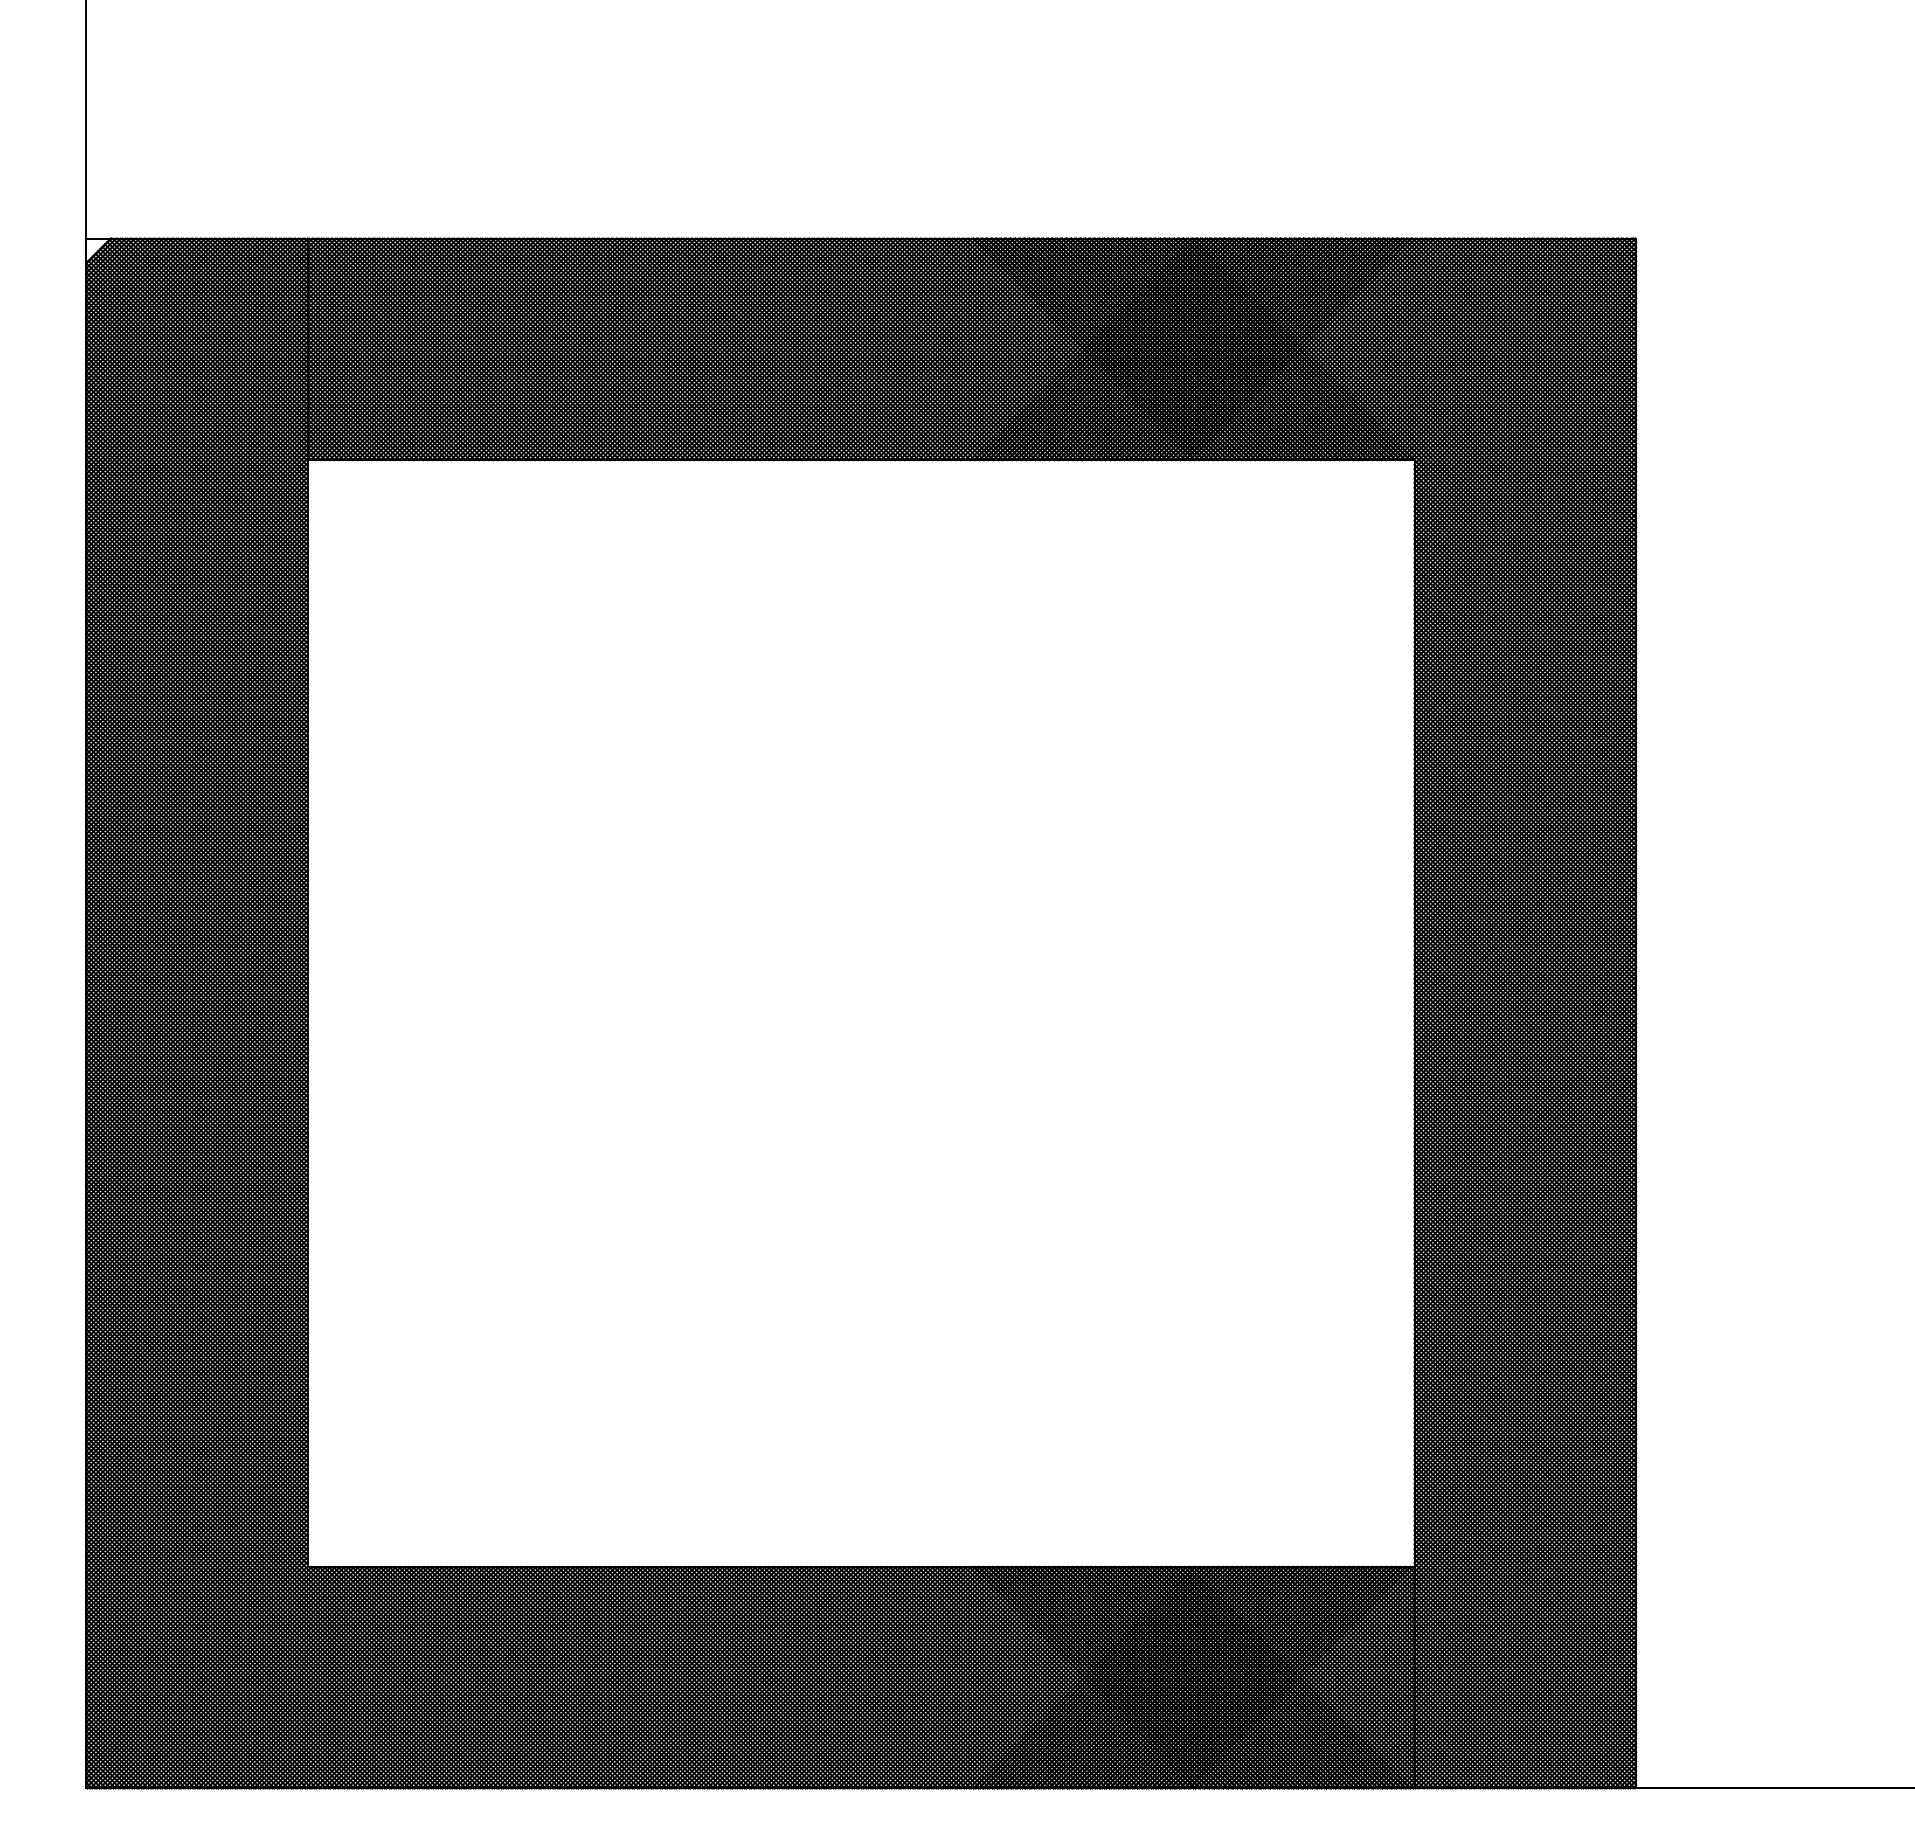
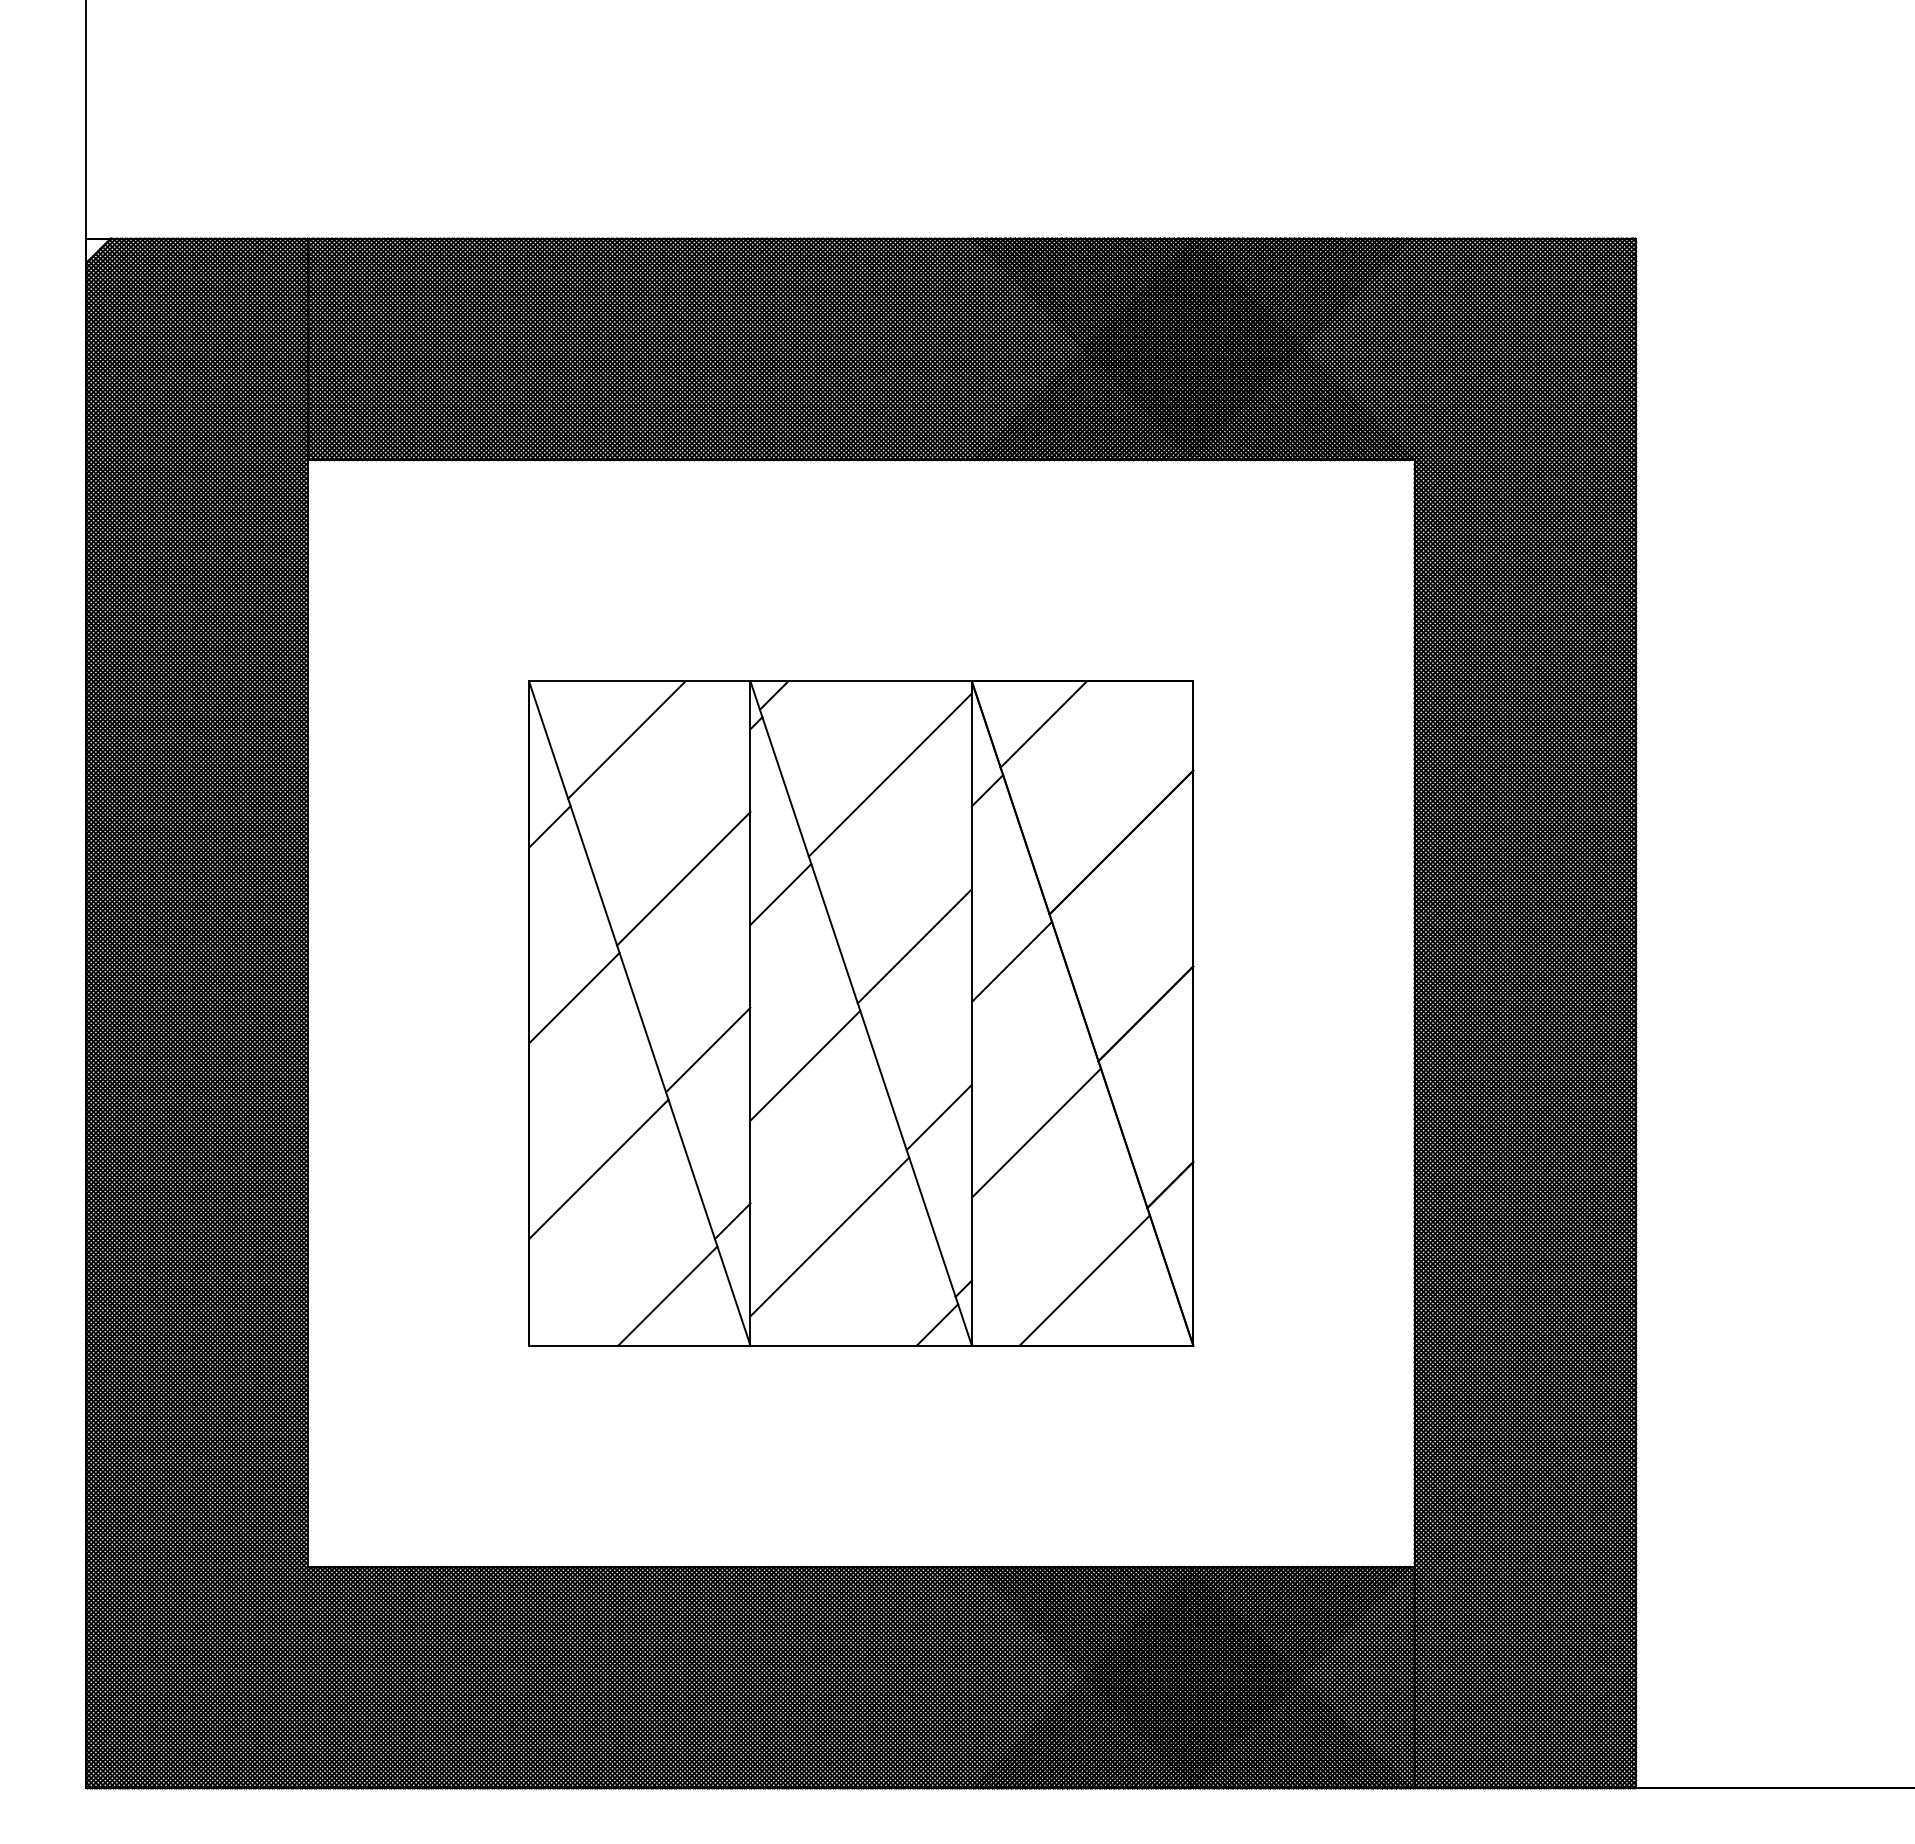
part: none -> present (861, 1013)
